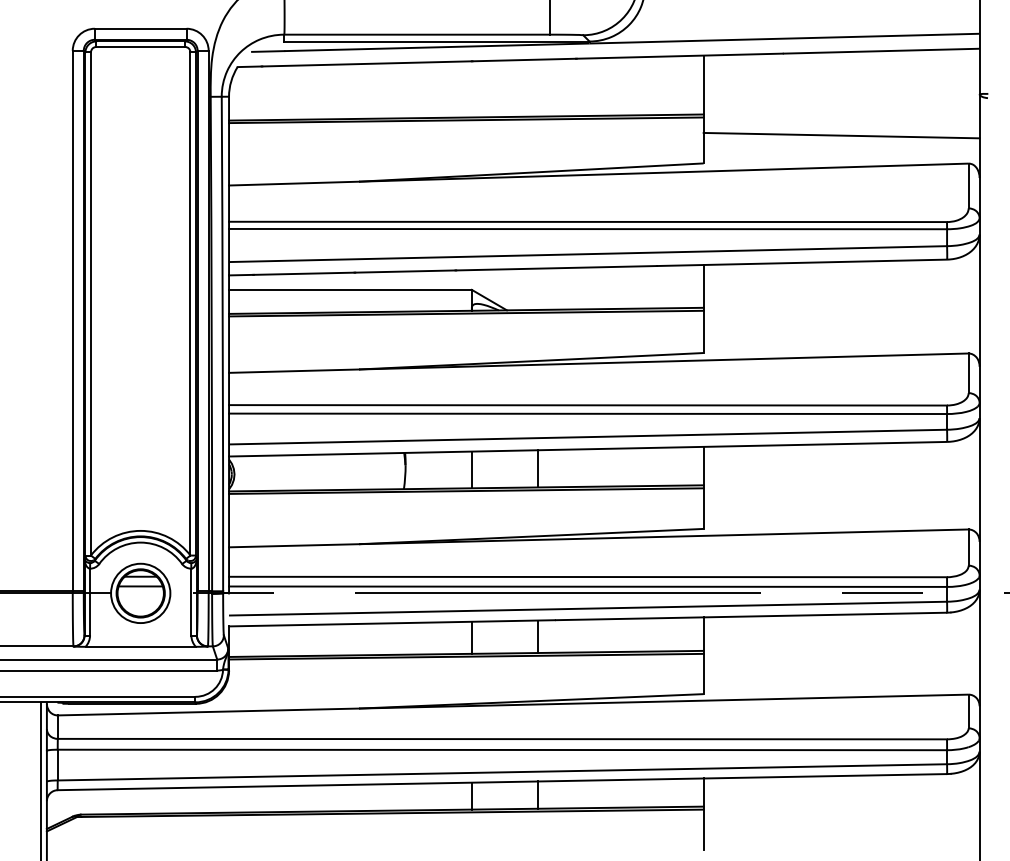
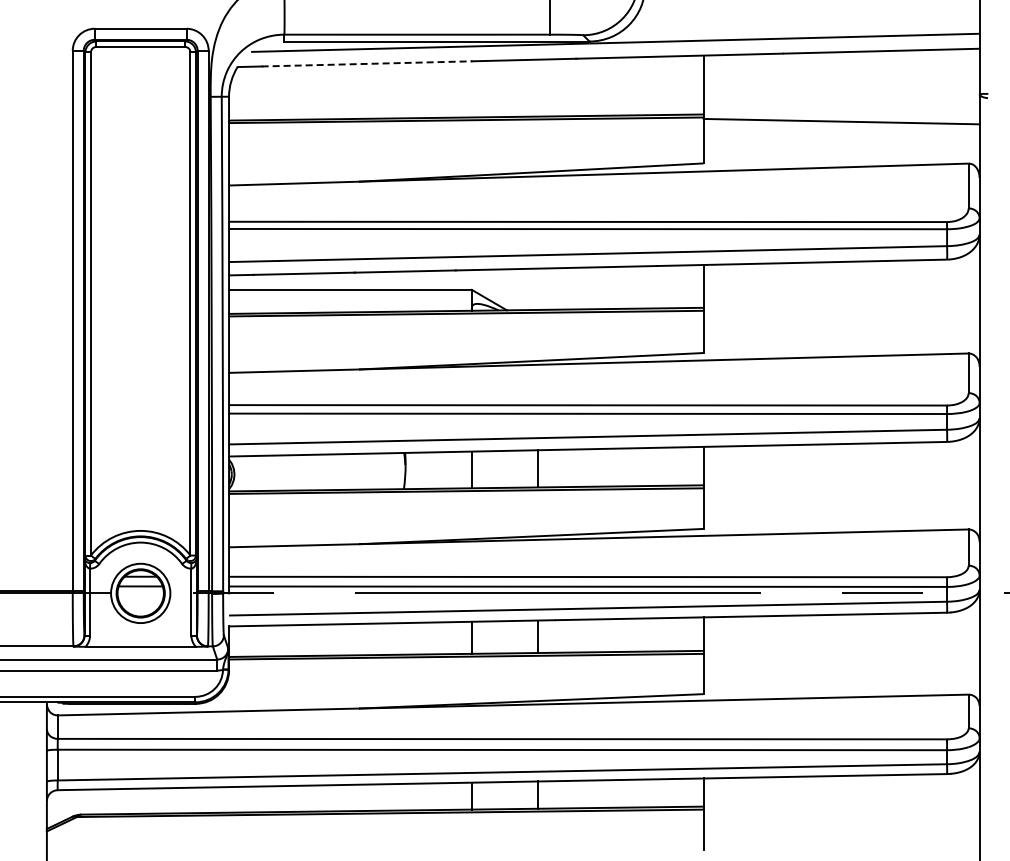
line: solid -> dashed (367, 63)
line position: (841, 135) -> (841, 121) (841, 121)
line: present -> none (41, 779)
